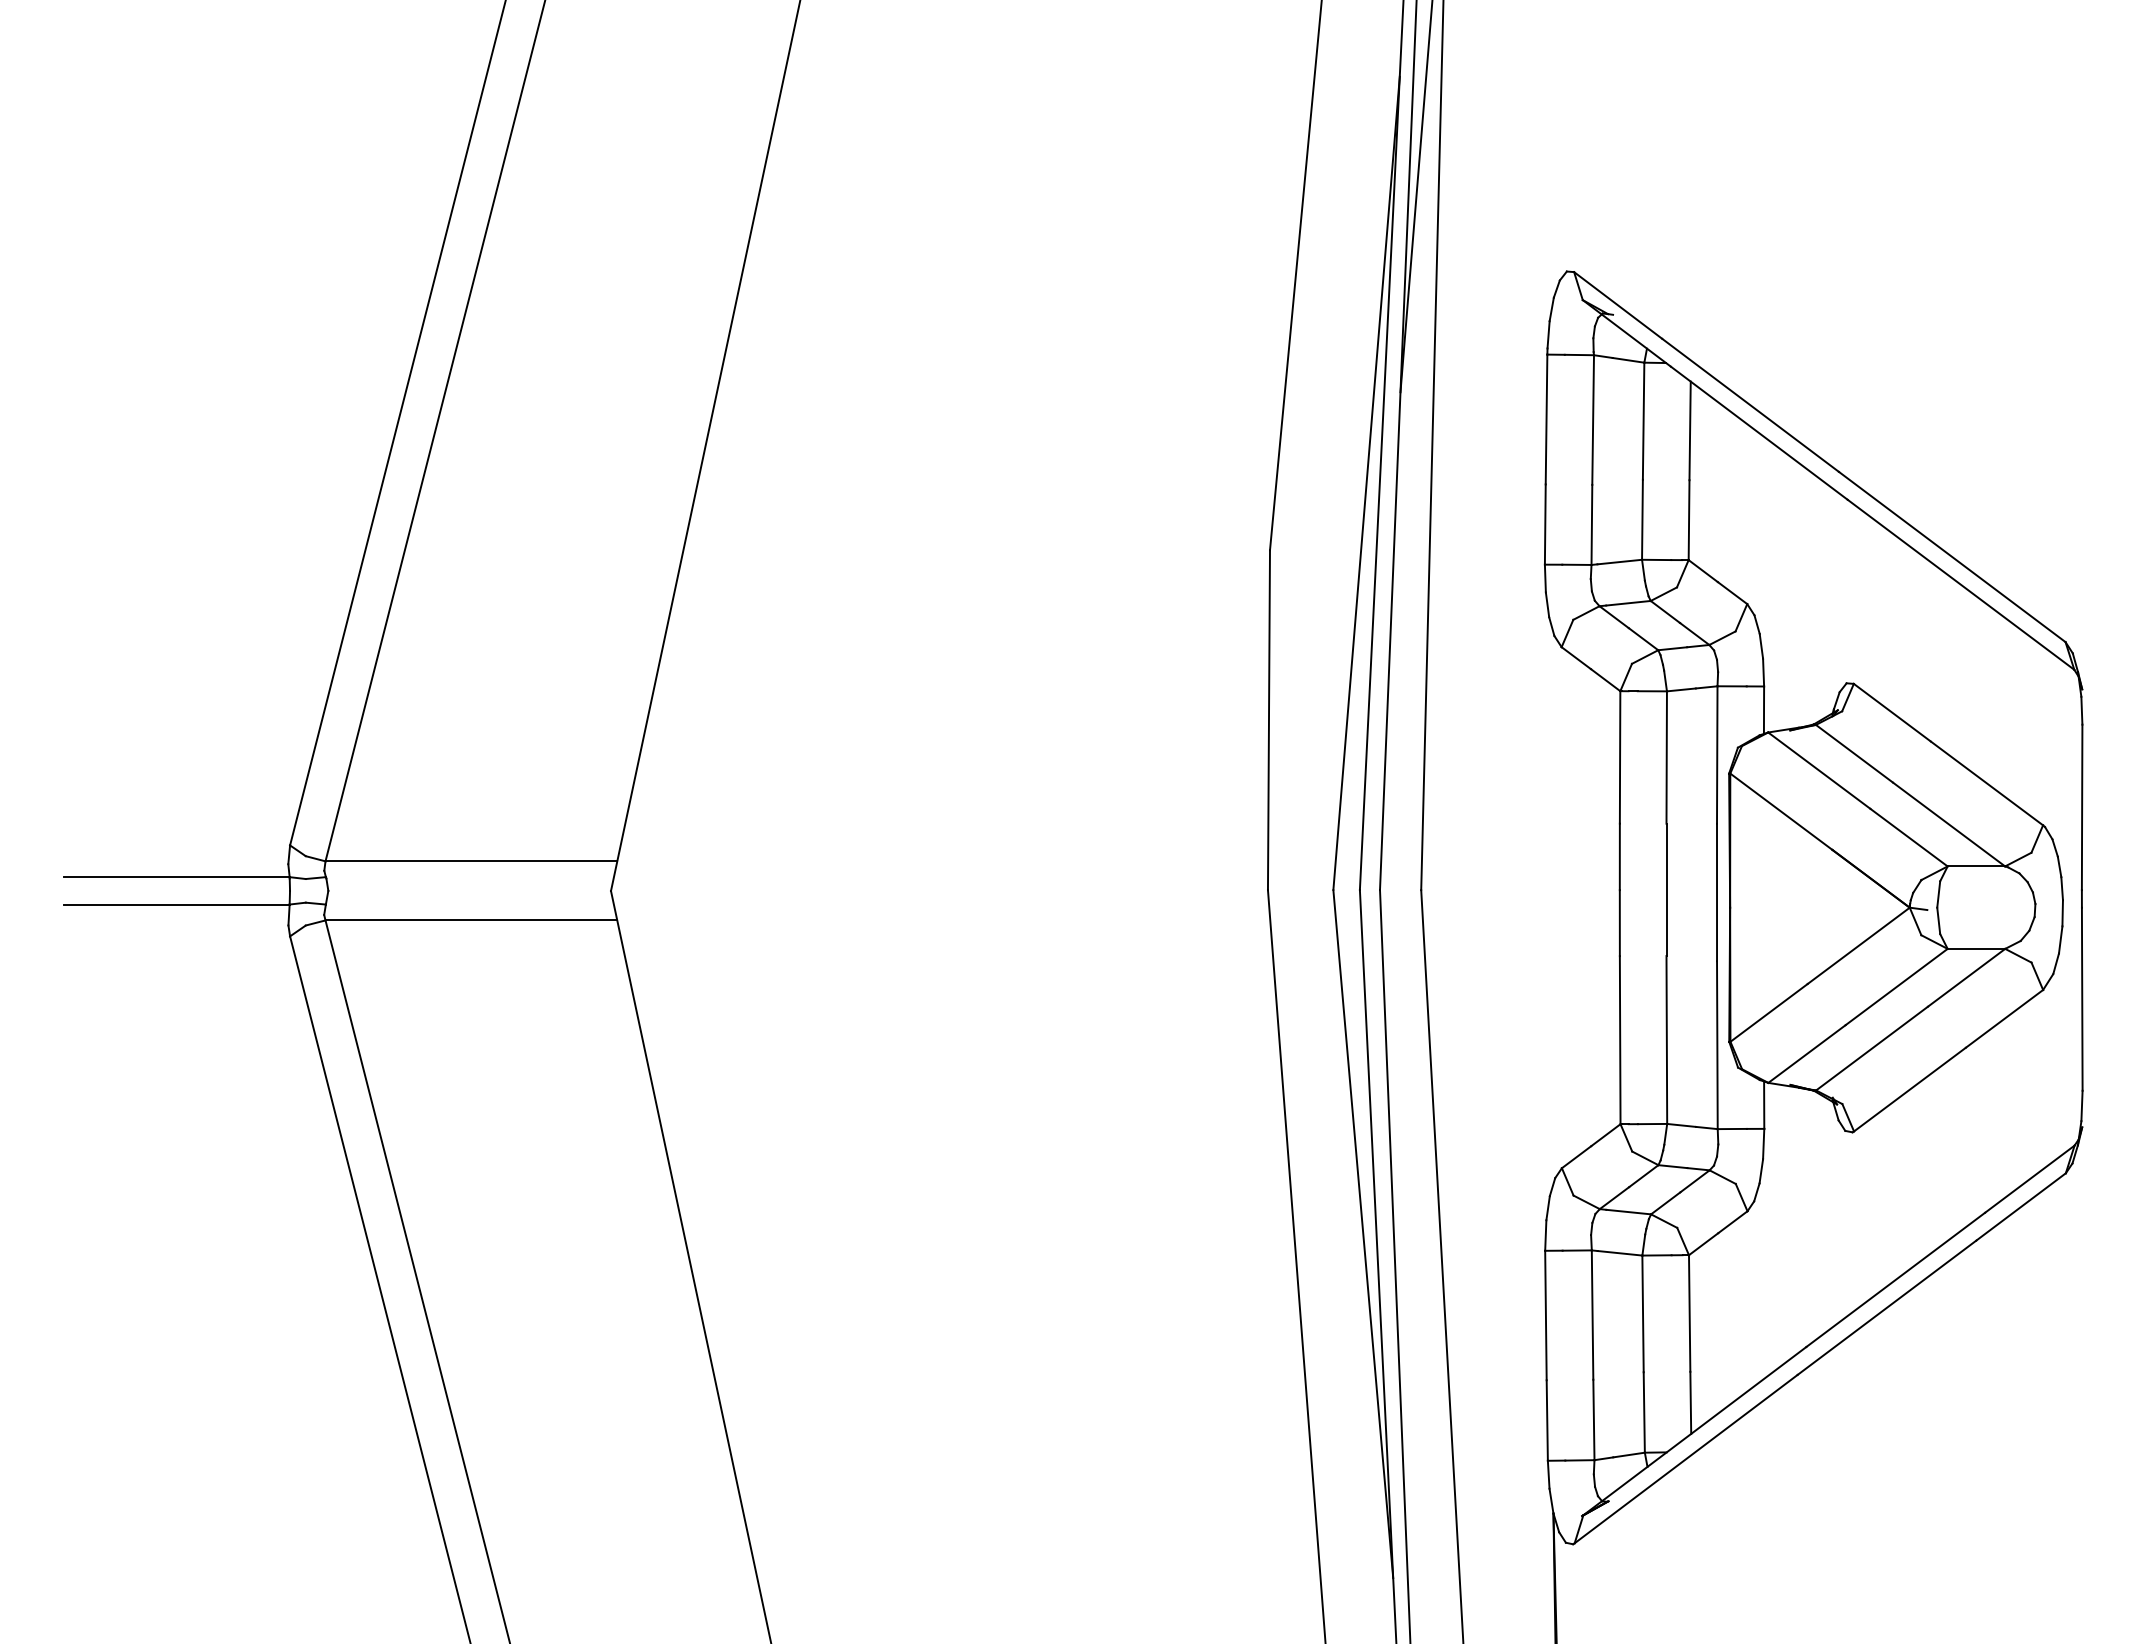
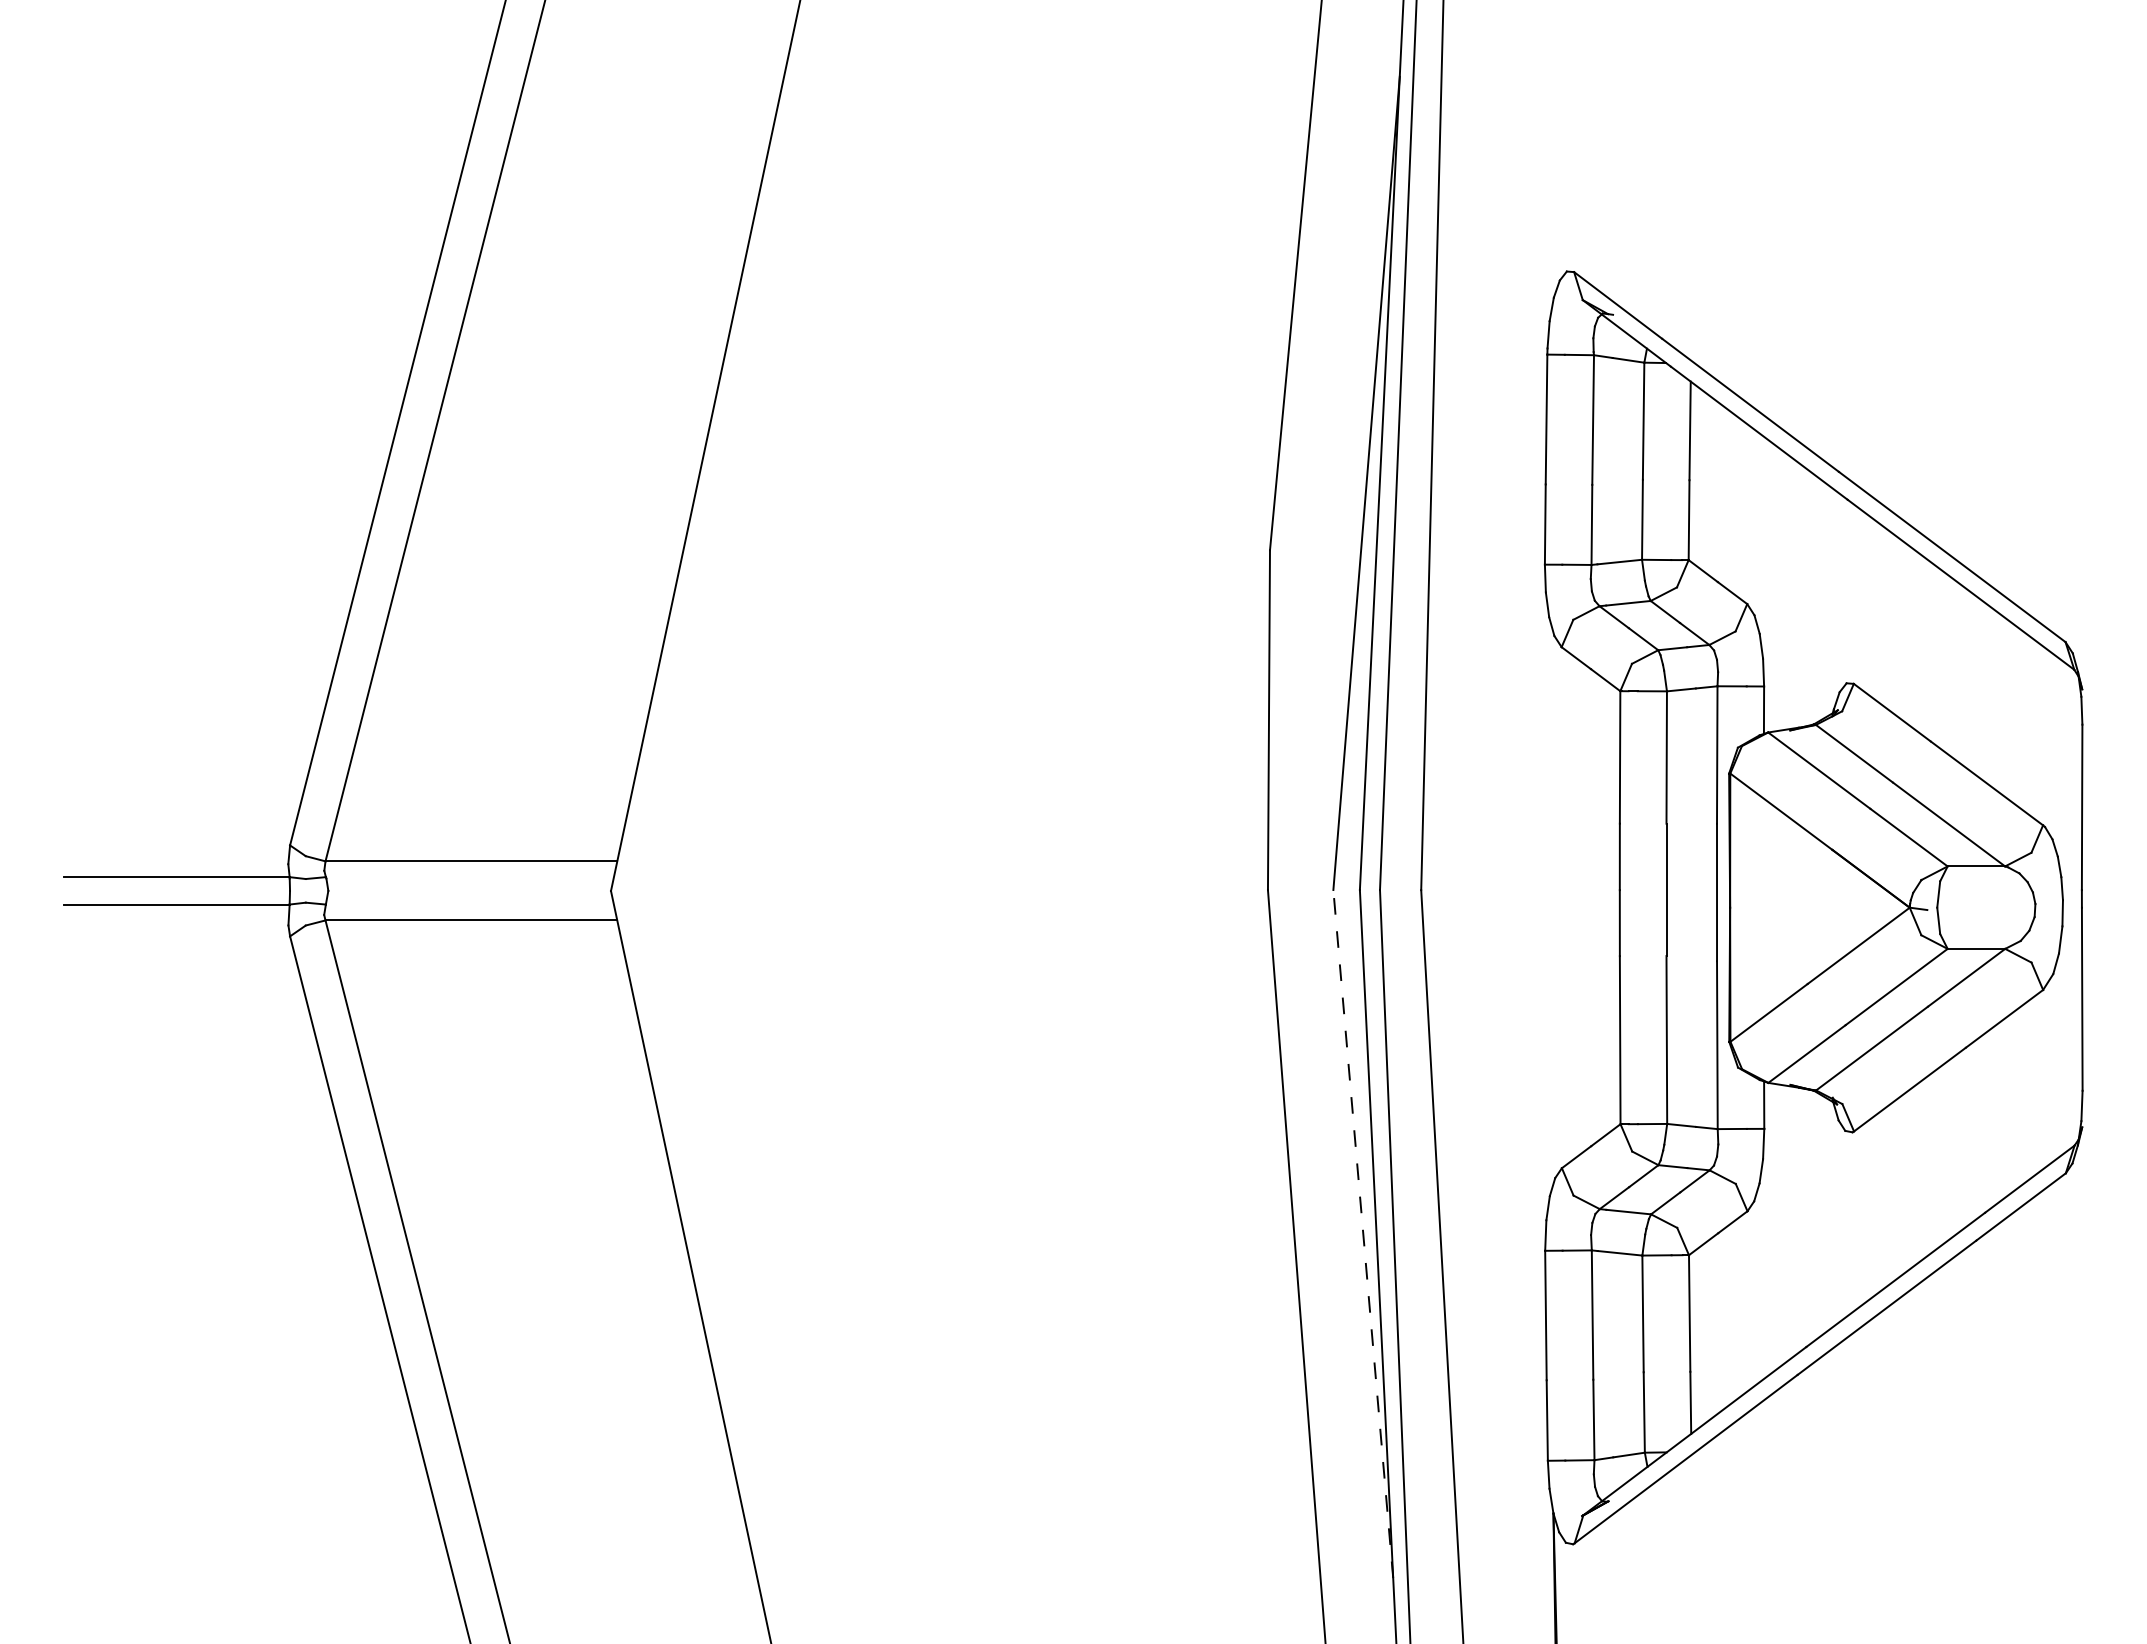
line: present -> none (1416, 197)
line: solid -> dashed (1363, 1233)
